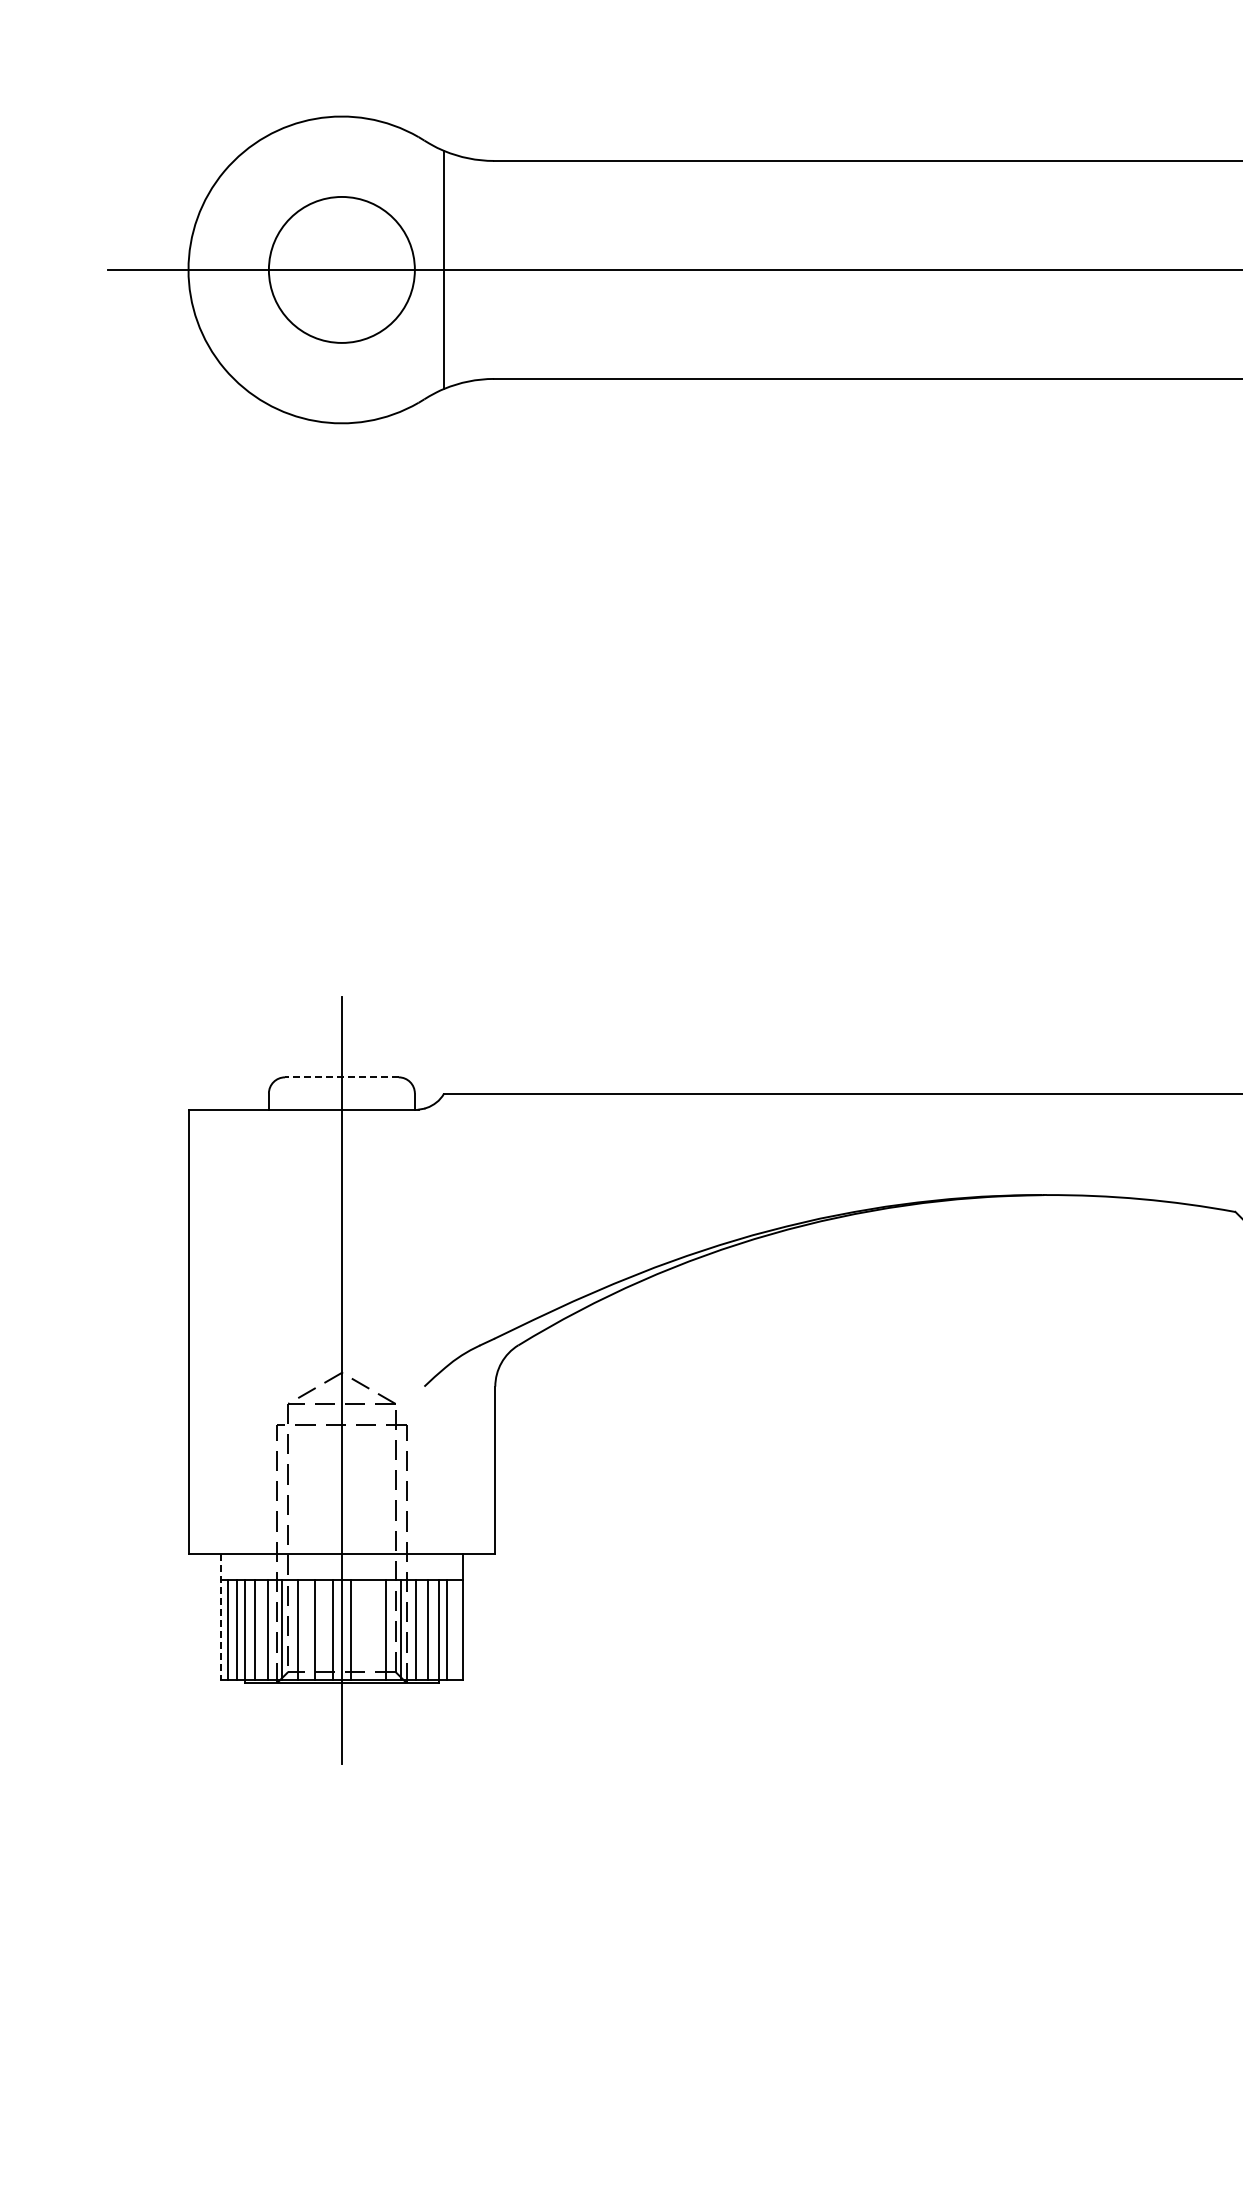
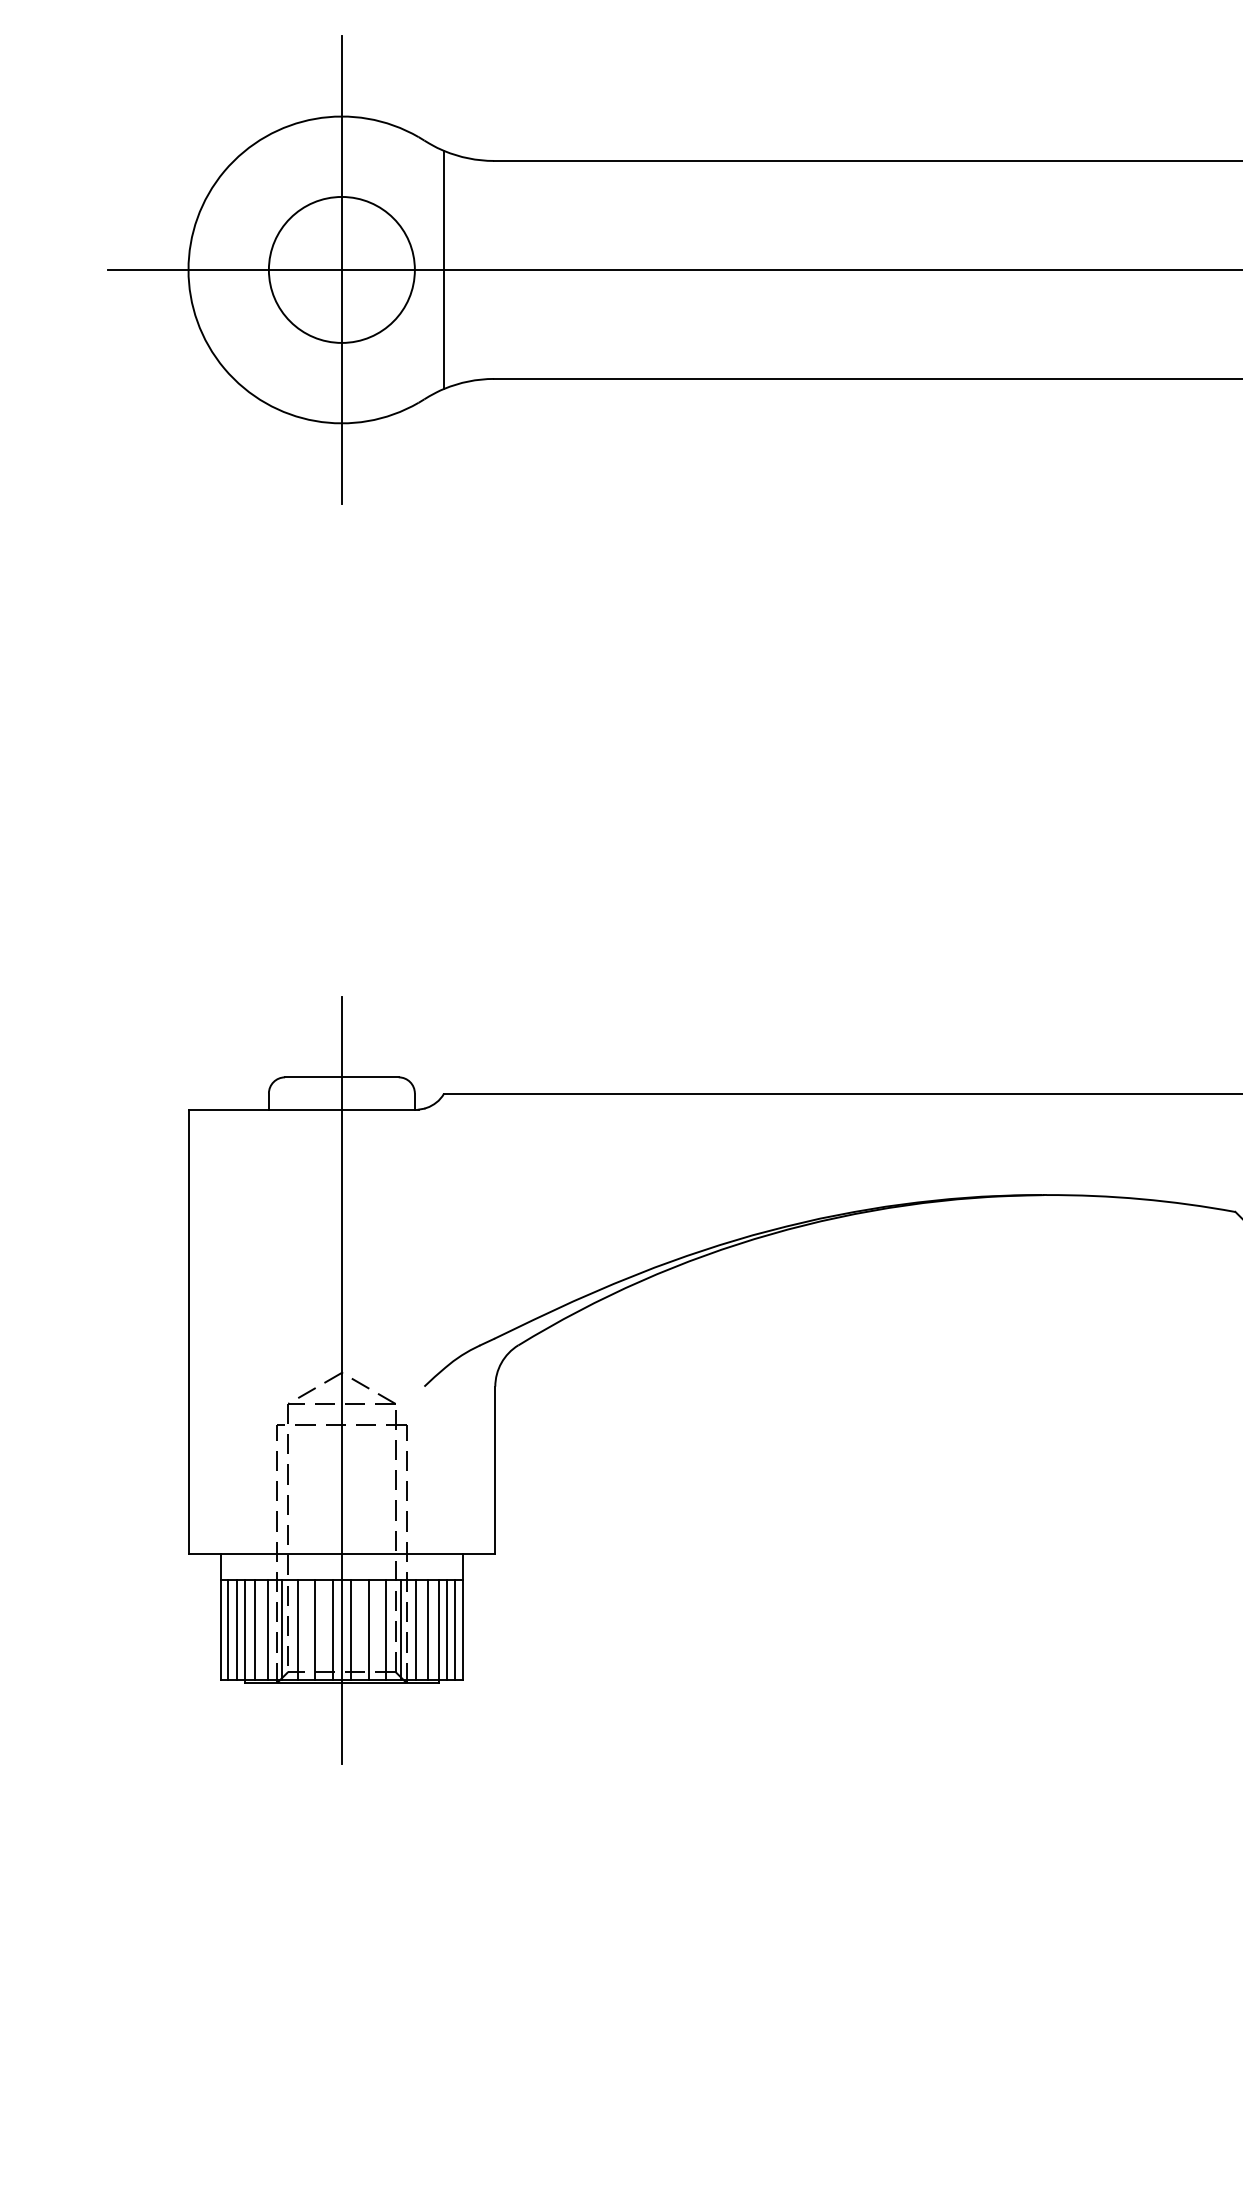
line: none -> present (341, 269)
line: dashed -> solid (341, 1077)
line: dashed -> solid (220, 1616)
line: none -> present (368, 1629)
line: none -> present (455, 1629)
